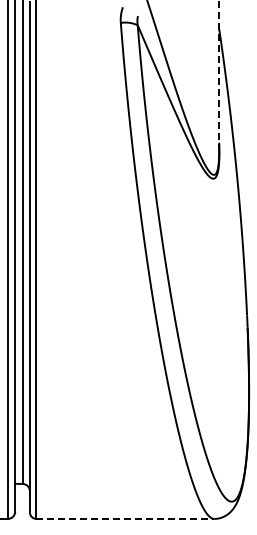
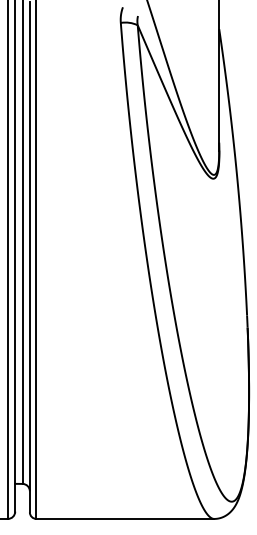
line: dashed -> solid (219, 75)
line: dashed -> solid (125, 518)
